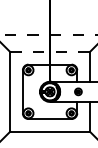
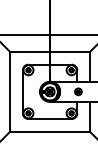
line: dashed -> solid (49, 35)
line: dashed -> solid (50, 52)
